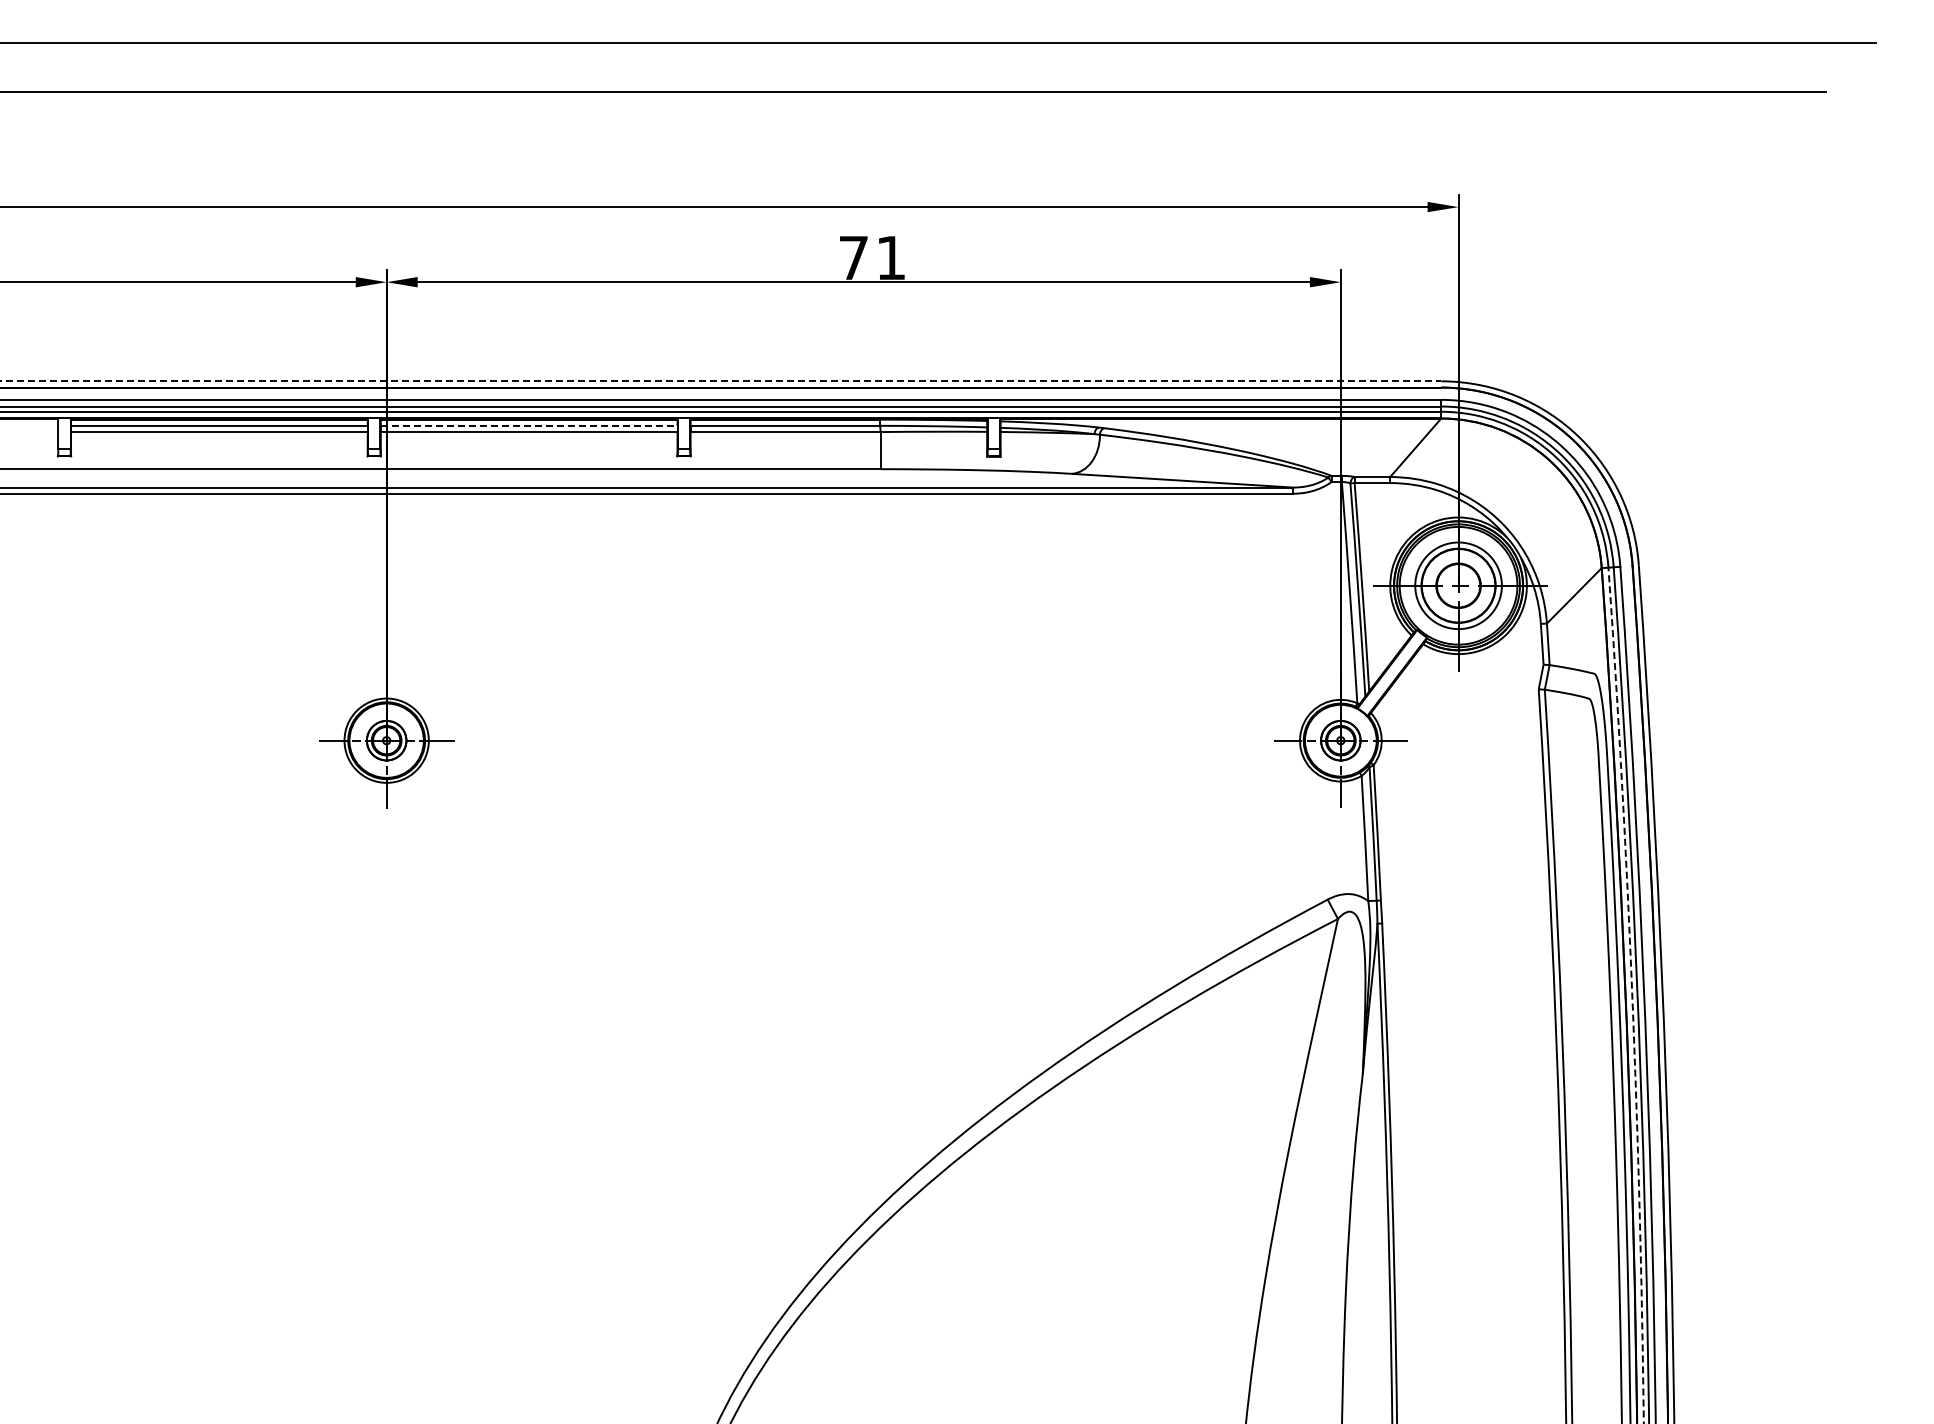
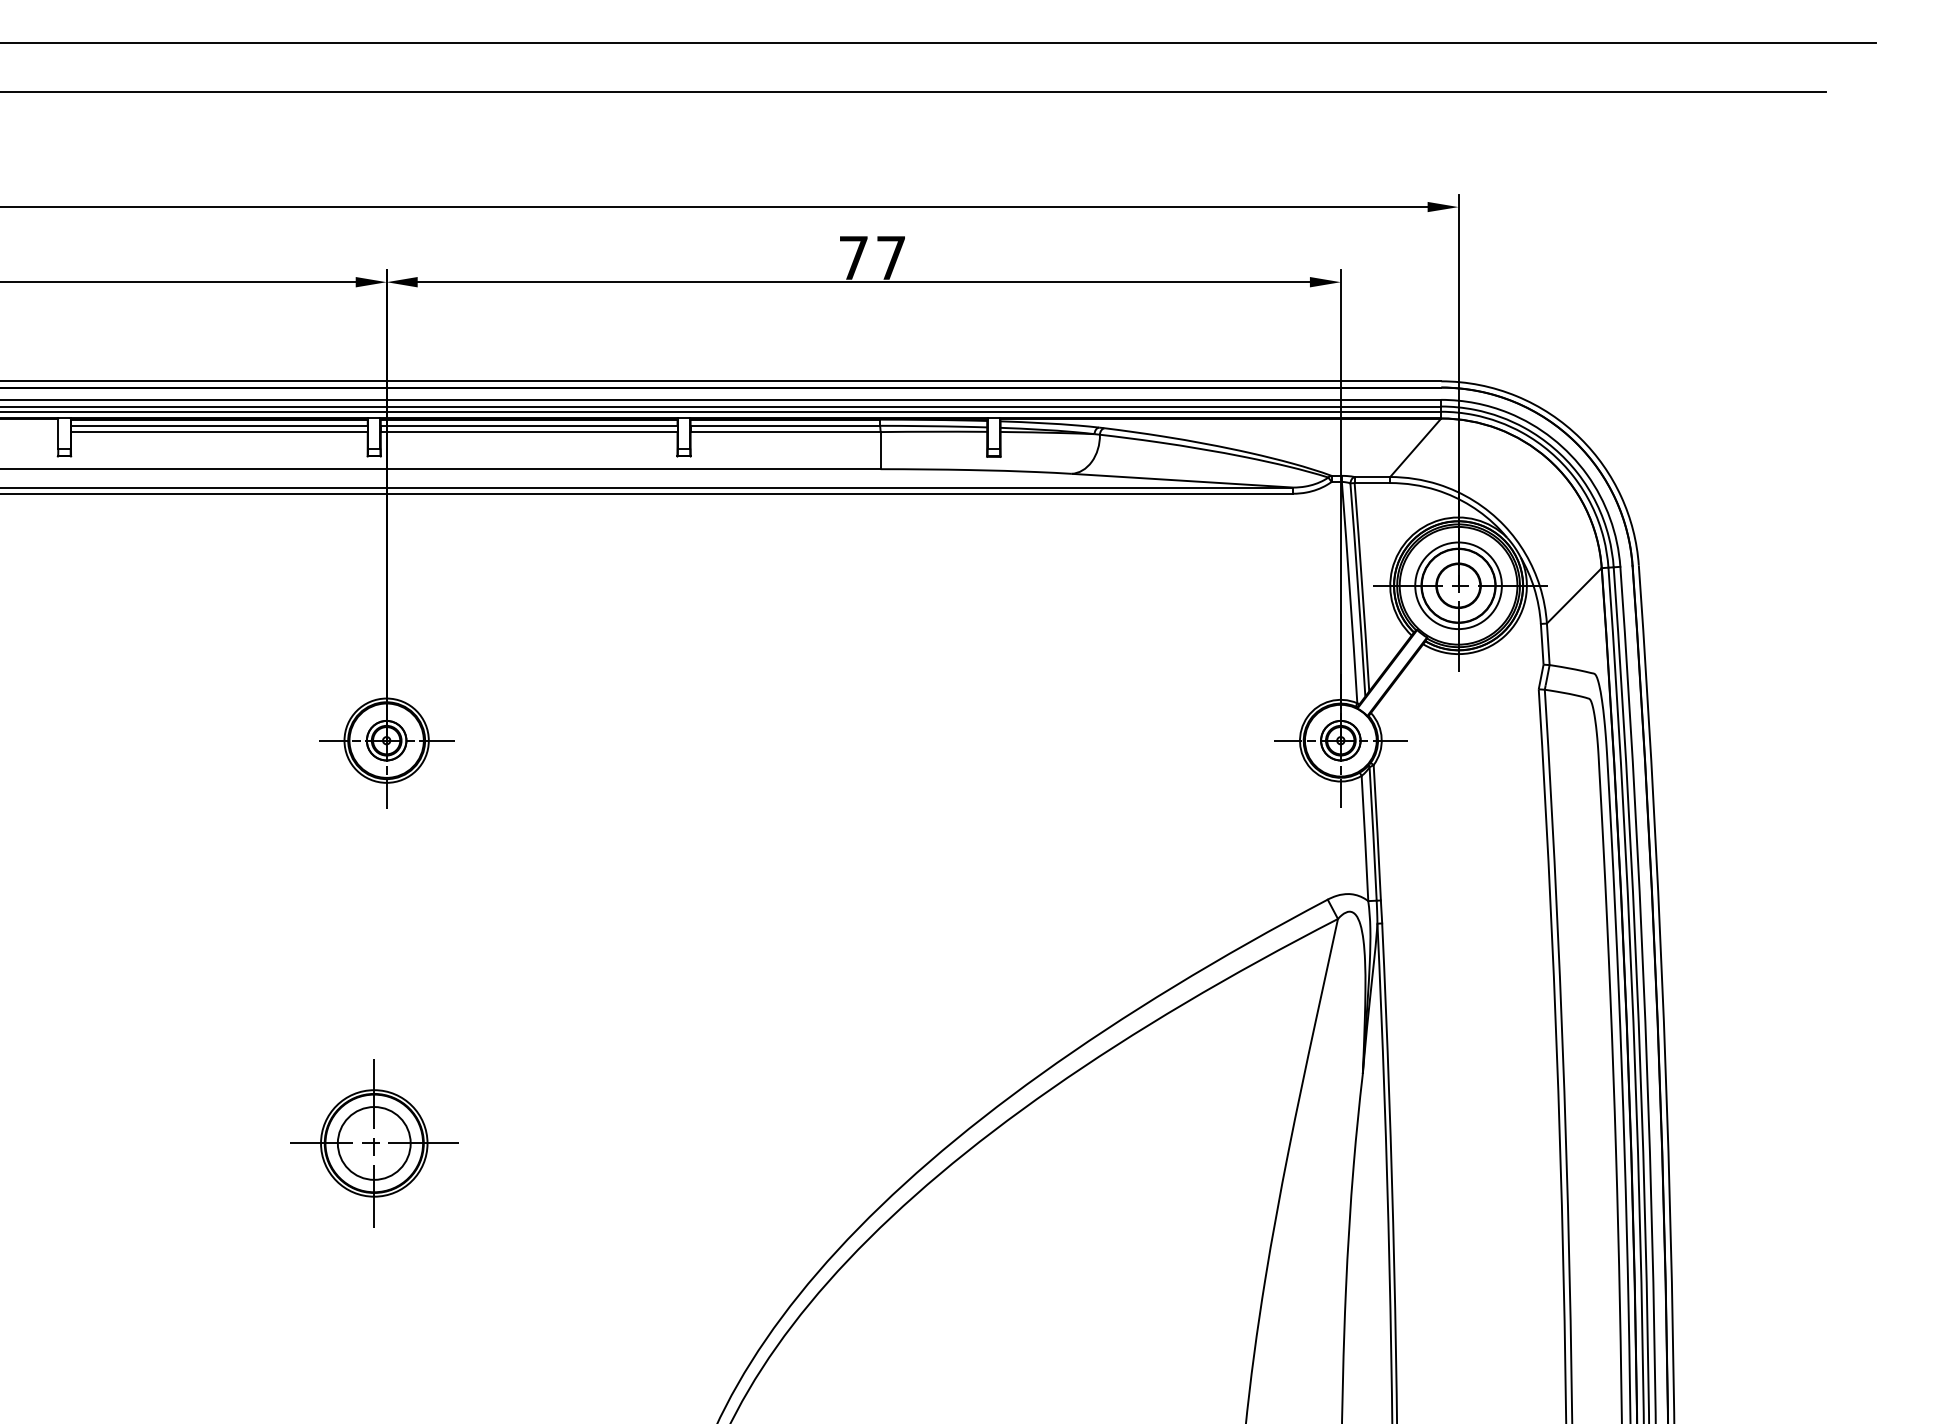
text: 71 -> 77 (890, 257)
line: dashed -> solid (721, 381)
line: dashed -> solid (529, 425)
arc: dashed -> solid (1632, 996)
part: none -> present (374, 1143)
